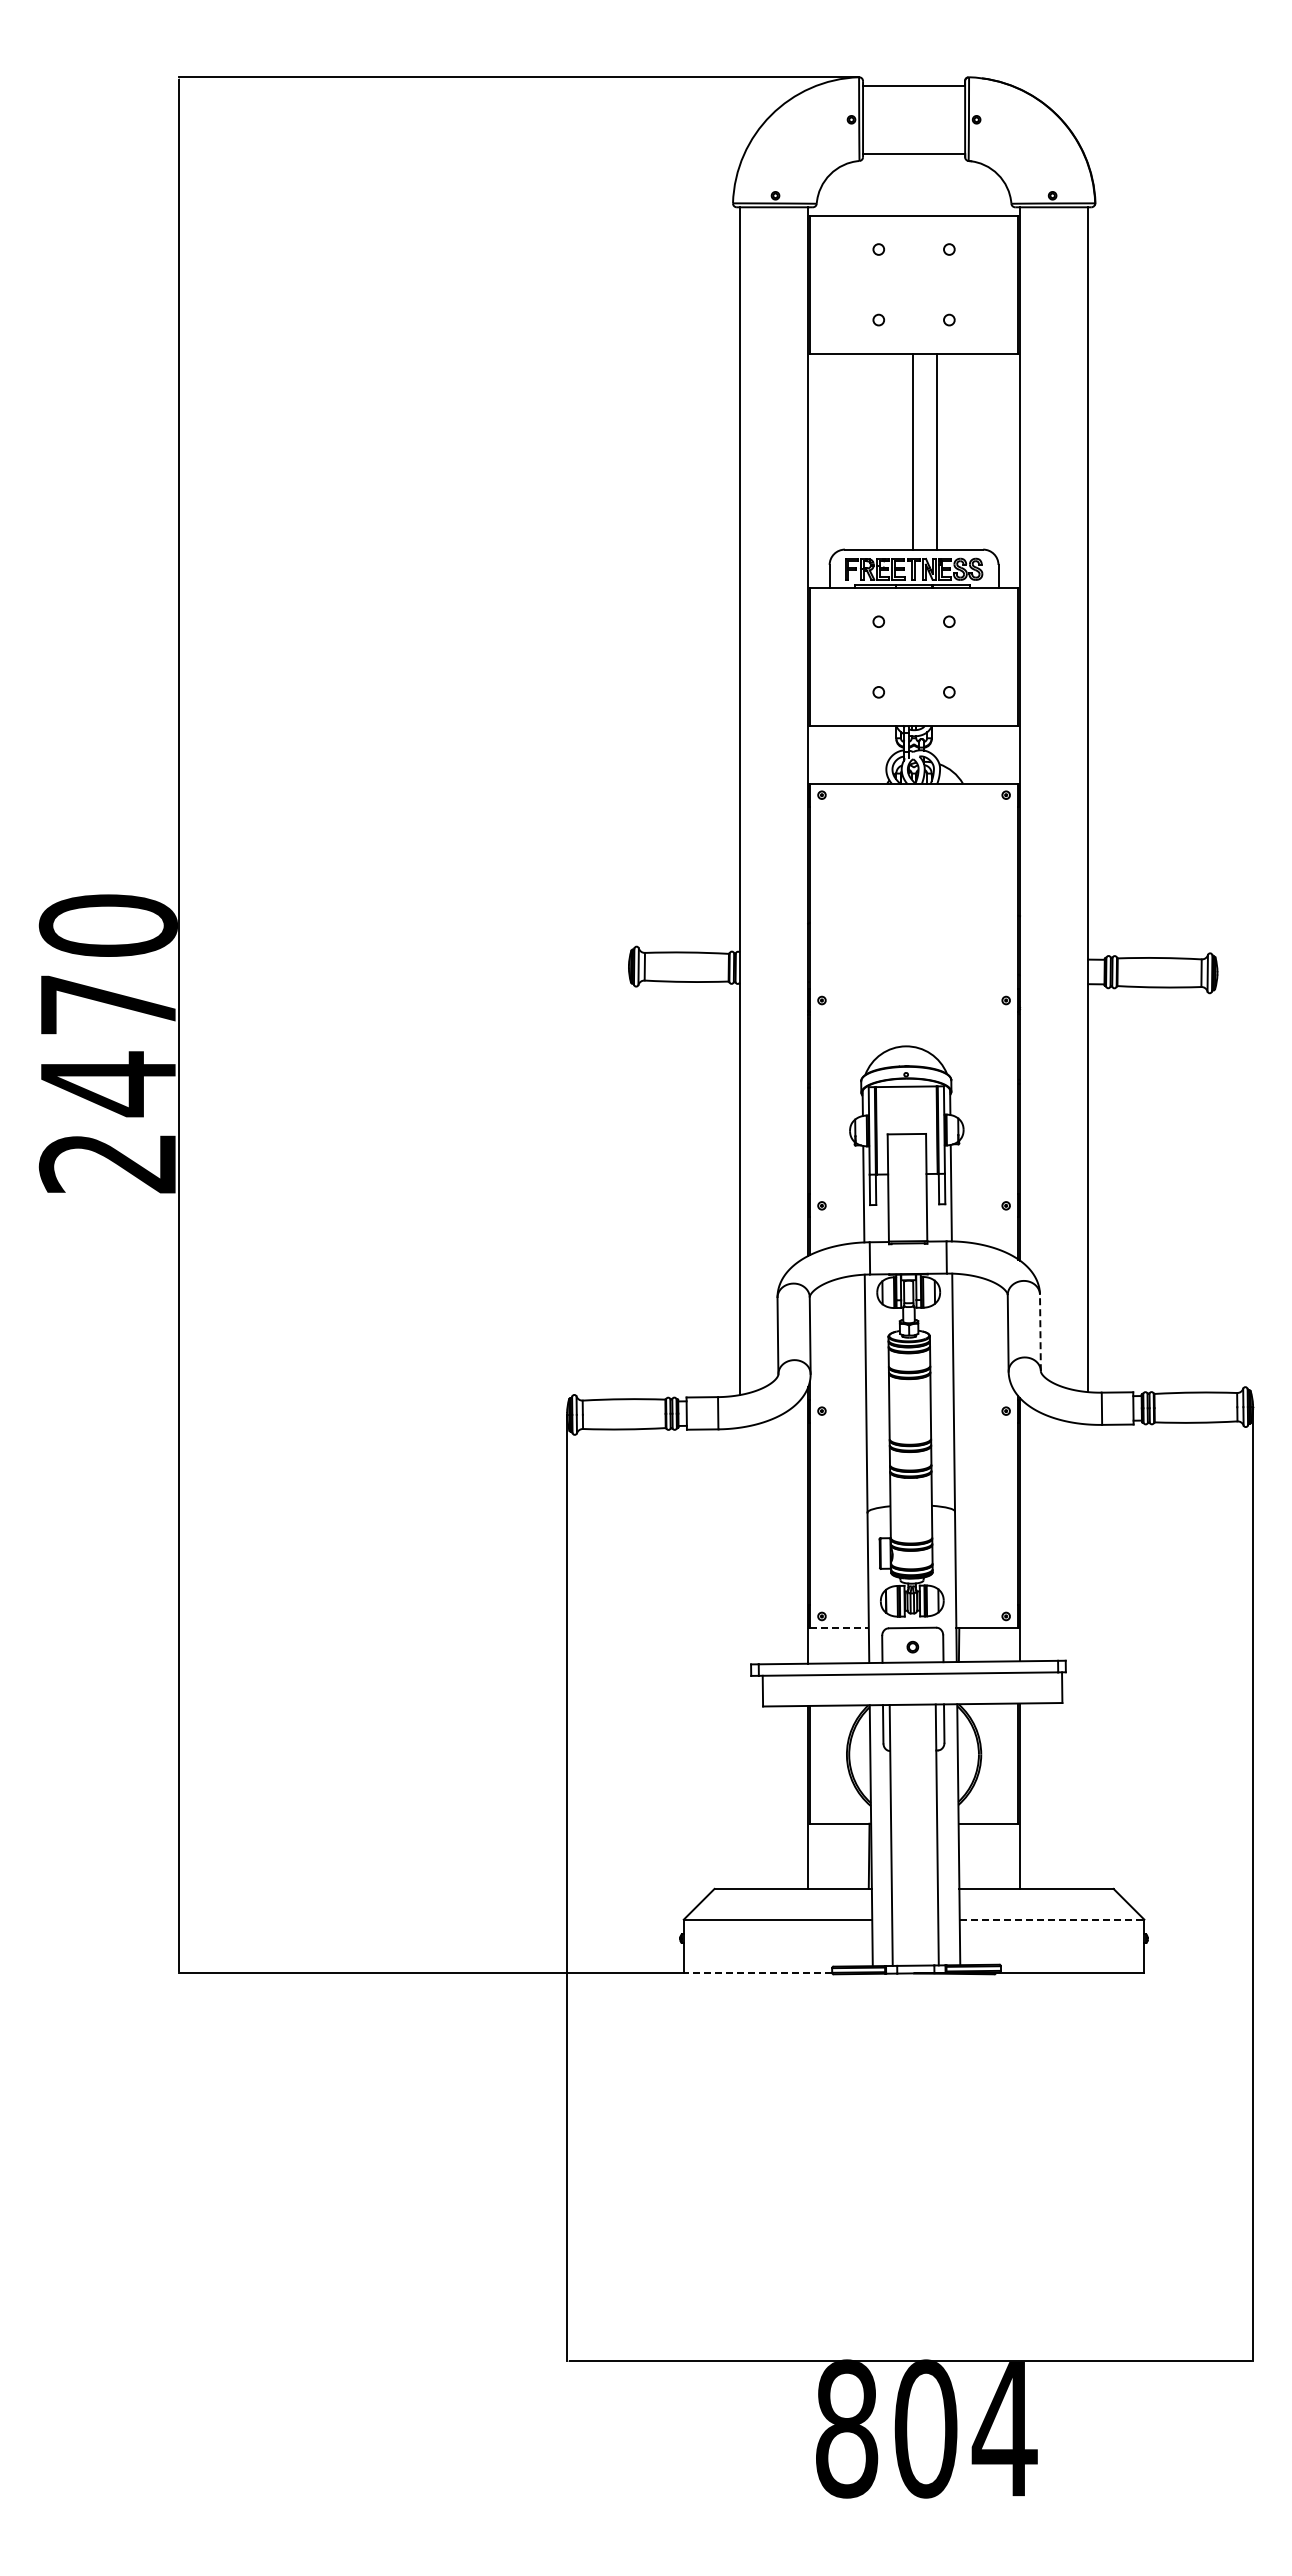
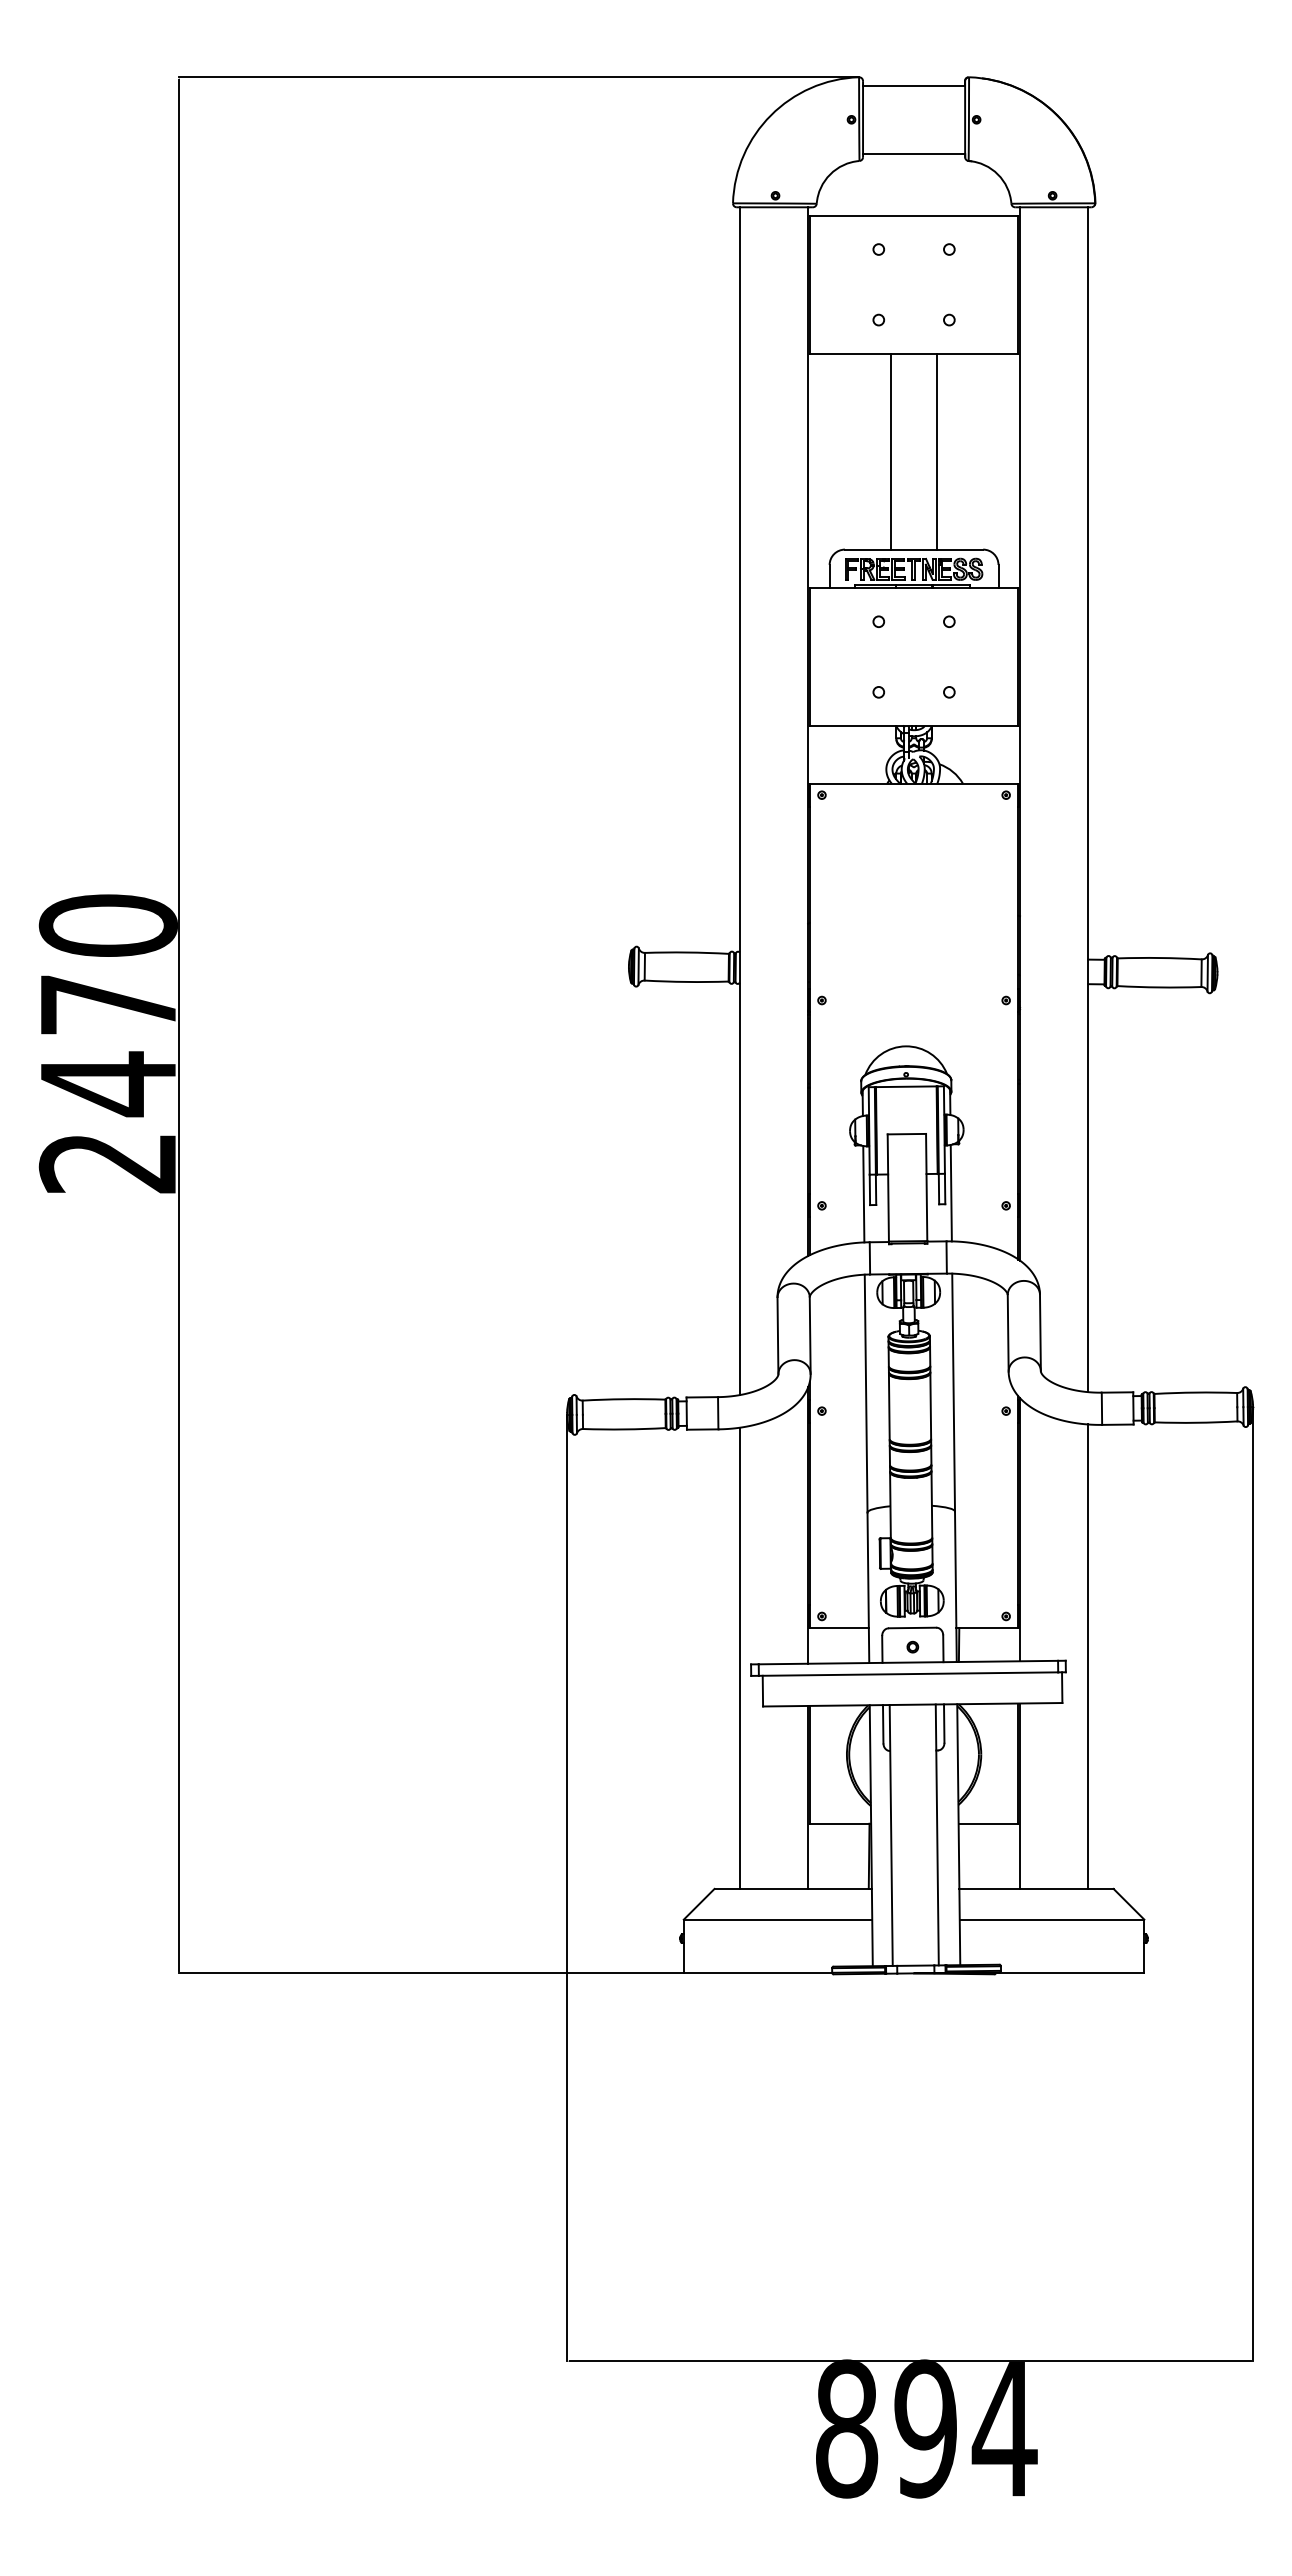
line position: (913, 451) -> (891, 451) (891, 451)
line: dashed -> solid (1040, 1332)
line: dashed -> solid (839, 1627)
line: none -> present (1088, 1656)
line: none -> present (739, 1657)
line: dashed -> solid (1052, 1919)
line: dashed -> solid (757, 1973)
text: 804 -> 894 (925, 2428)
